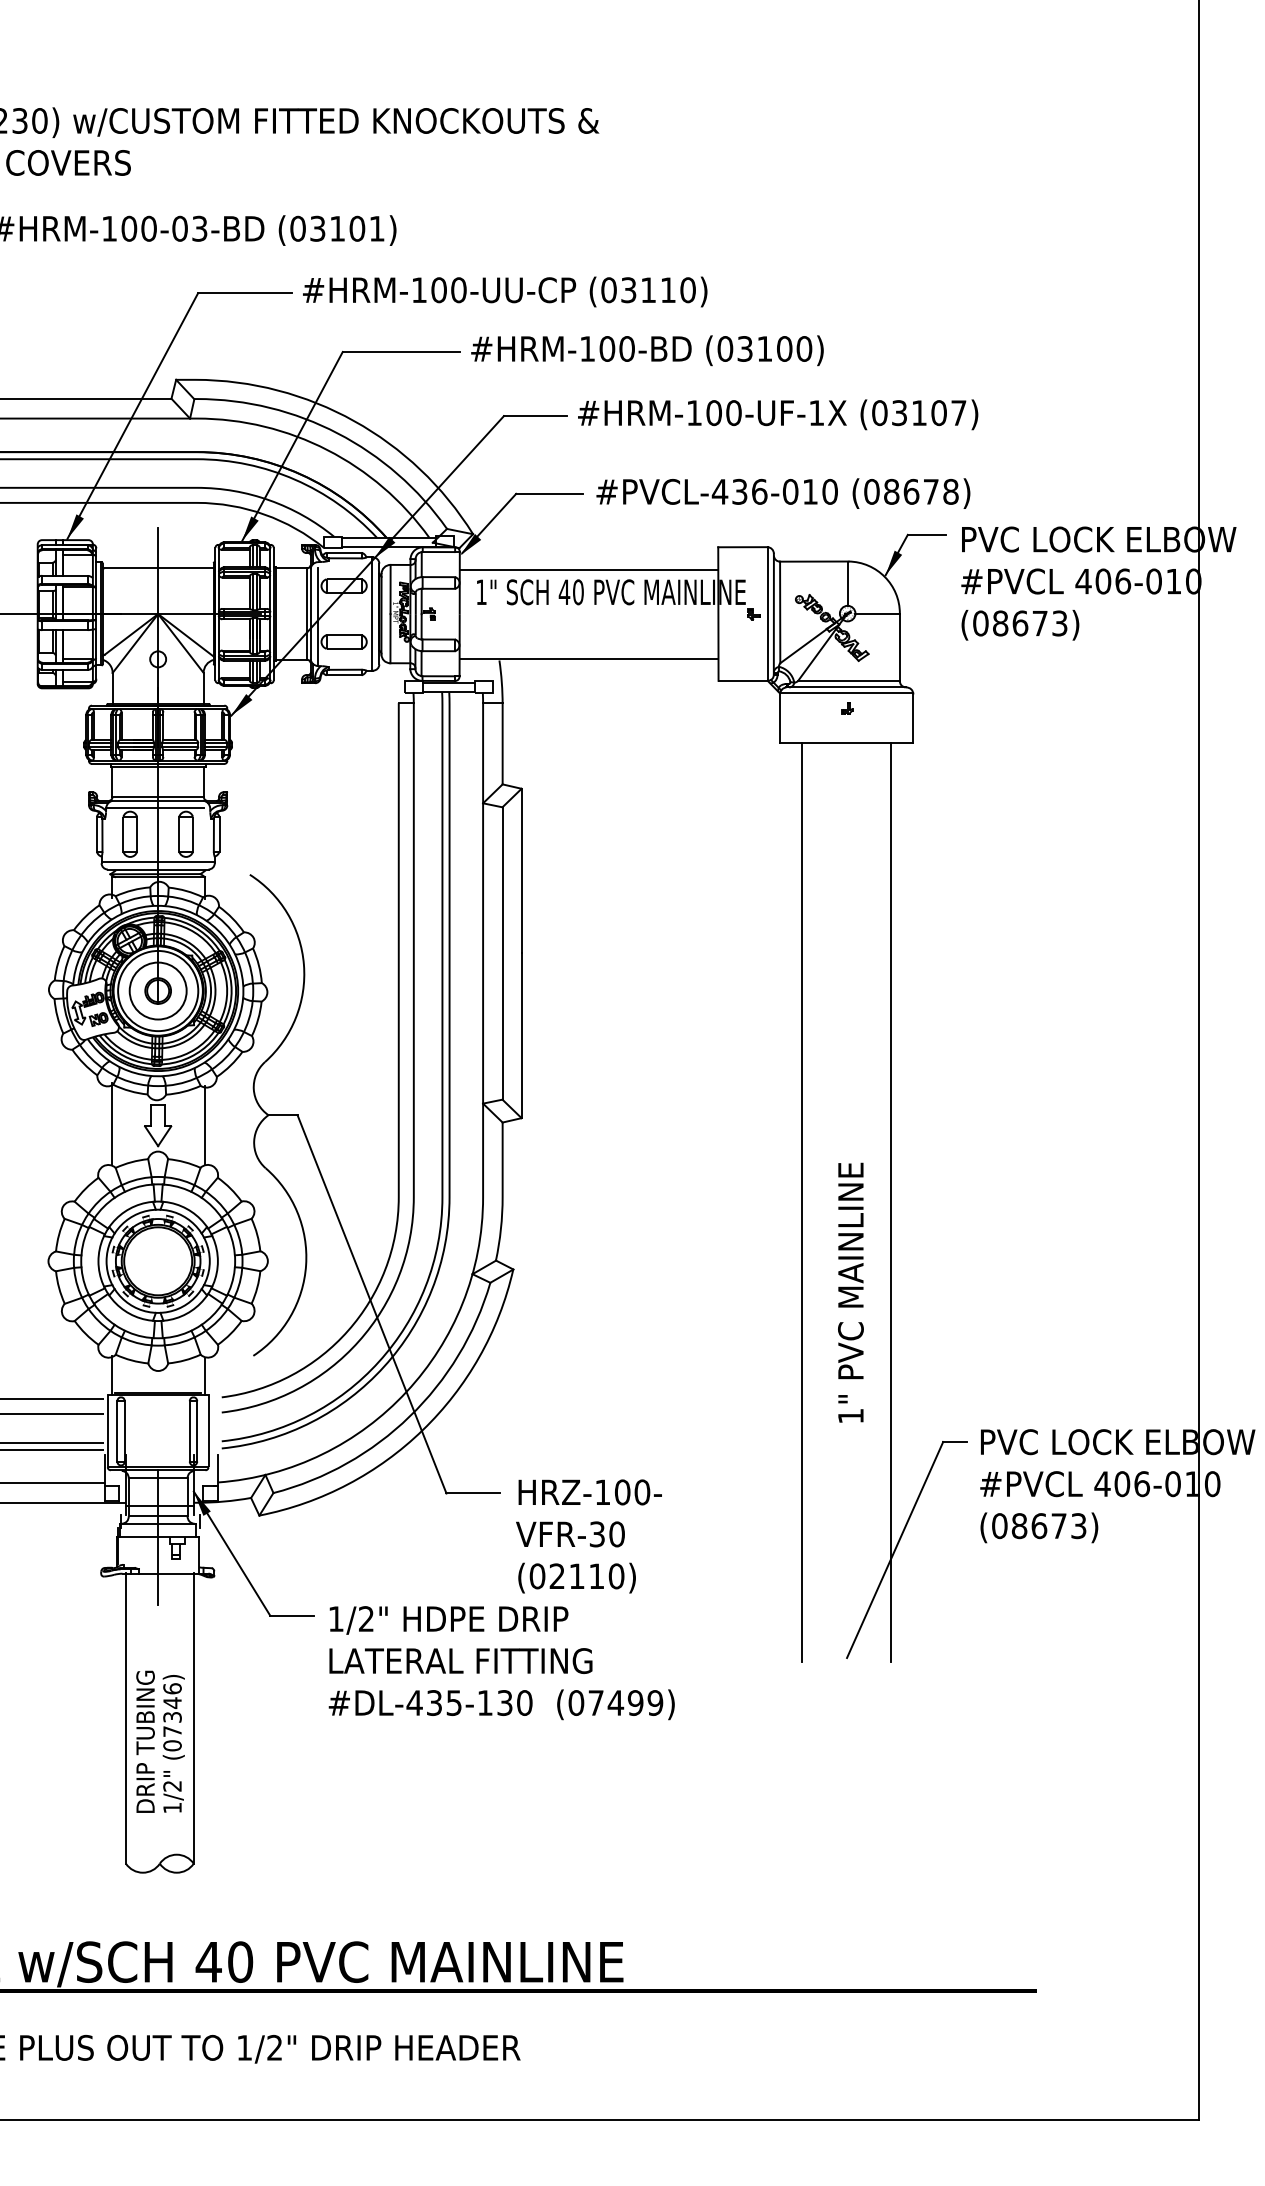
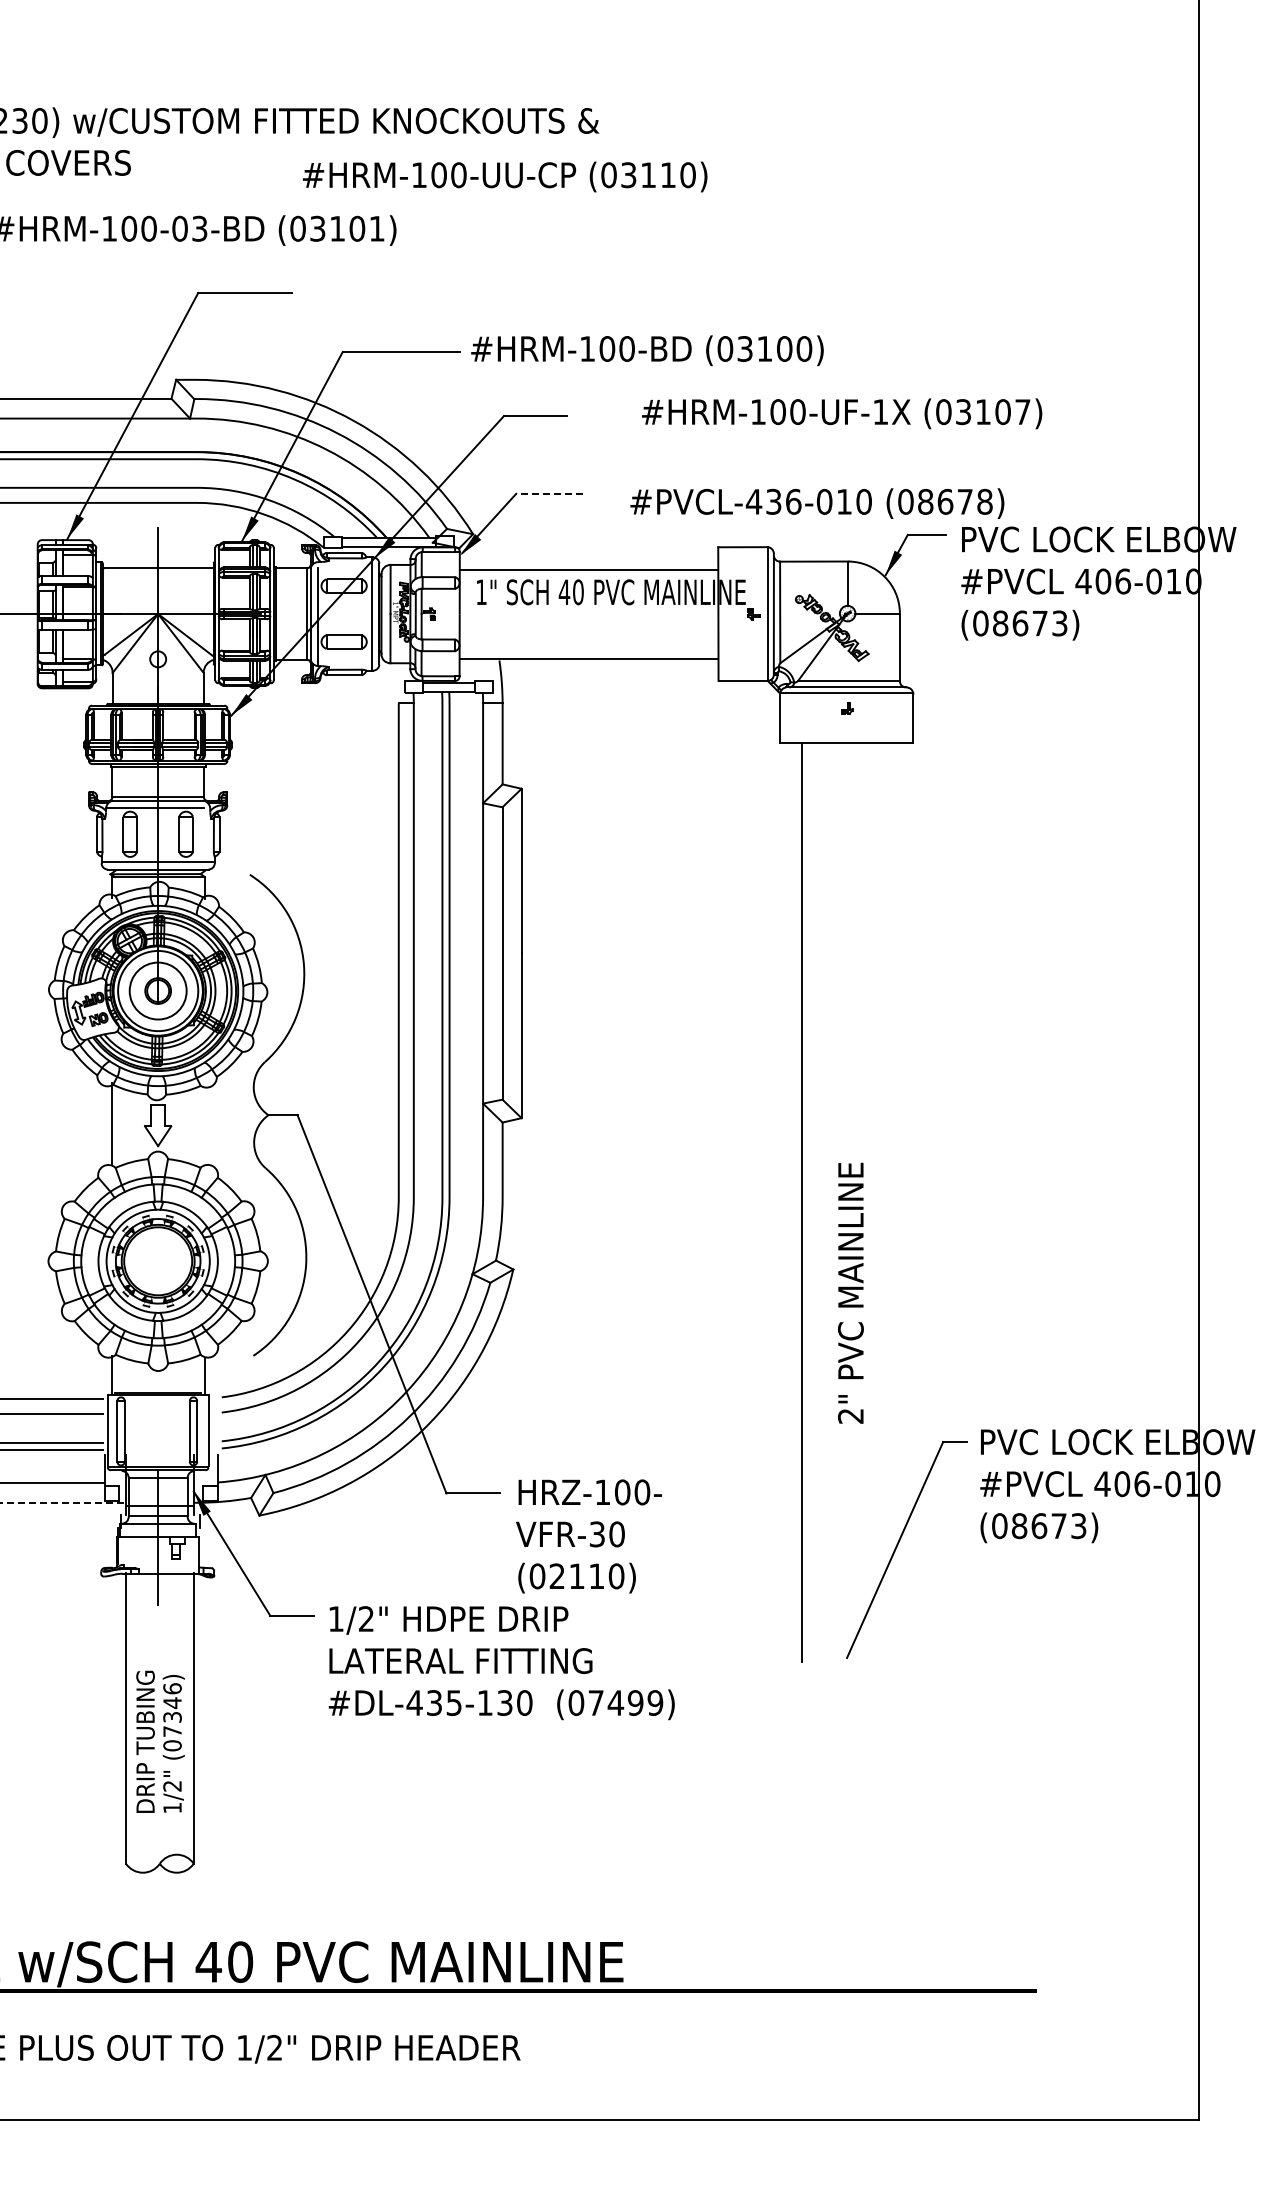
text position: (505, 291) -> (505, 176) (505, 176)
text position: (778, 414) -> (842, 413) (842, 413)
line: solid -> dashed (549, 493)
text position: (783, 493) -> (817, 503) (817, 503)
line: present -> none (204, 1125)
line: present -> none (890, 1202)
text: 1" -> 2" (850, 1416)
line: solid -> dashed (63, 1502)
